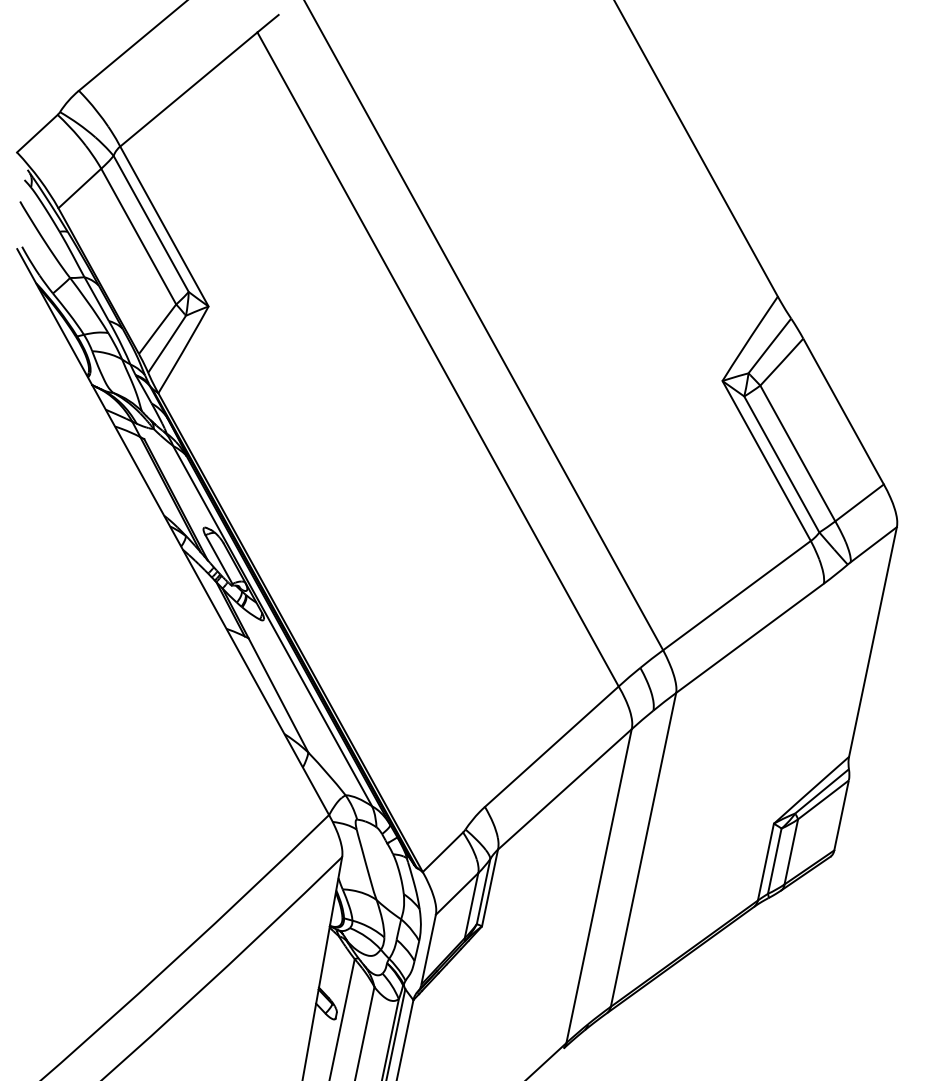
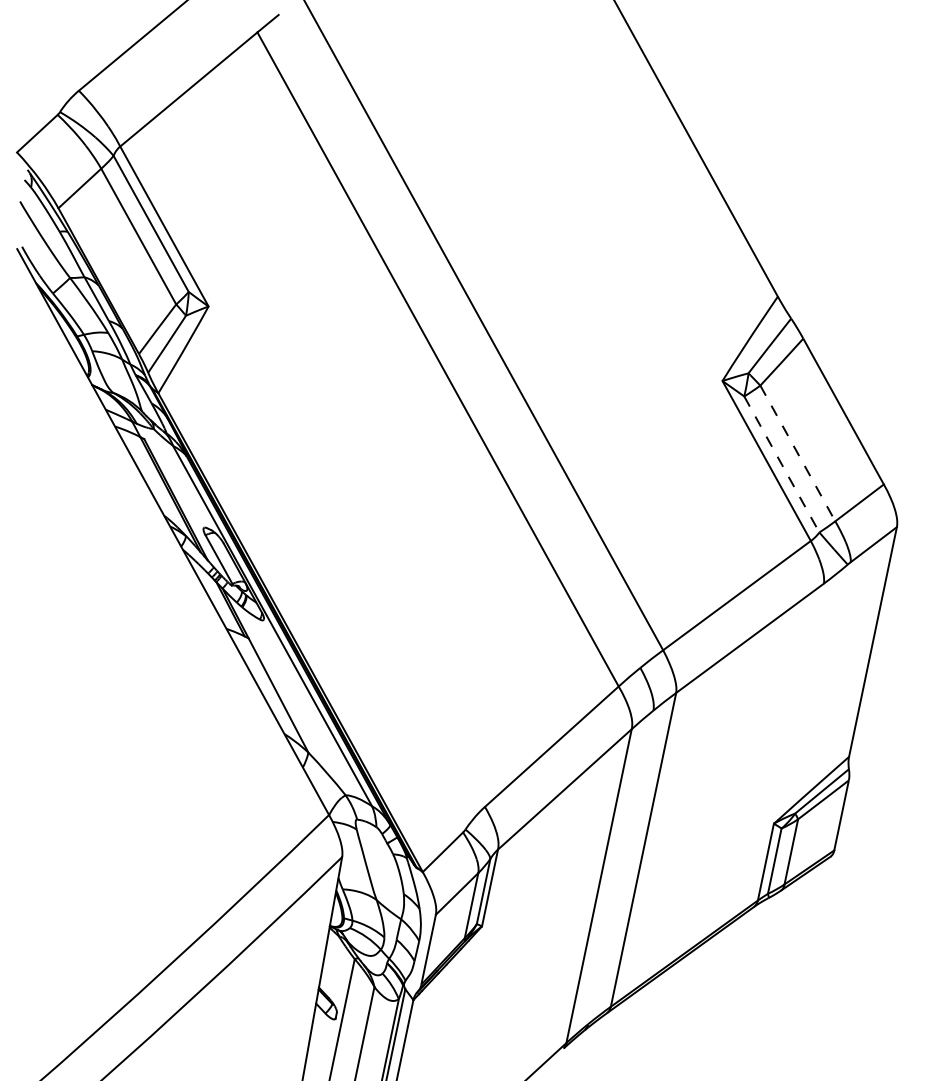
line: solid -> dashed (797, 453)
line: solid -> dashed (781, 464)
